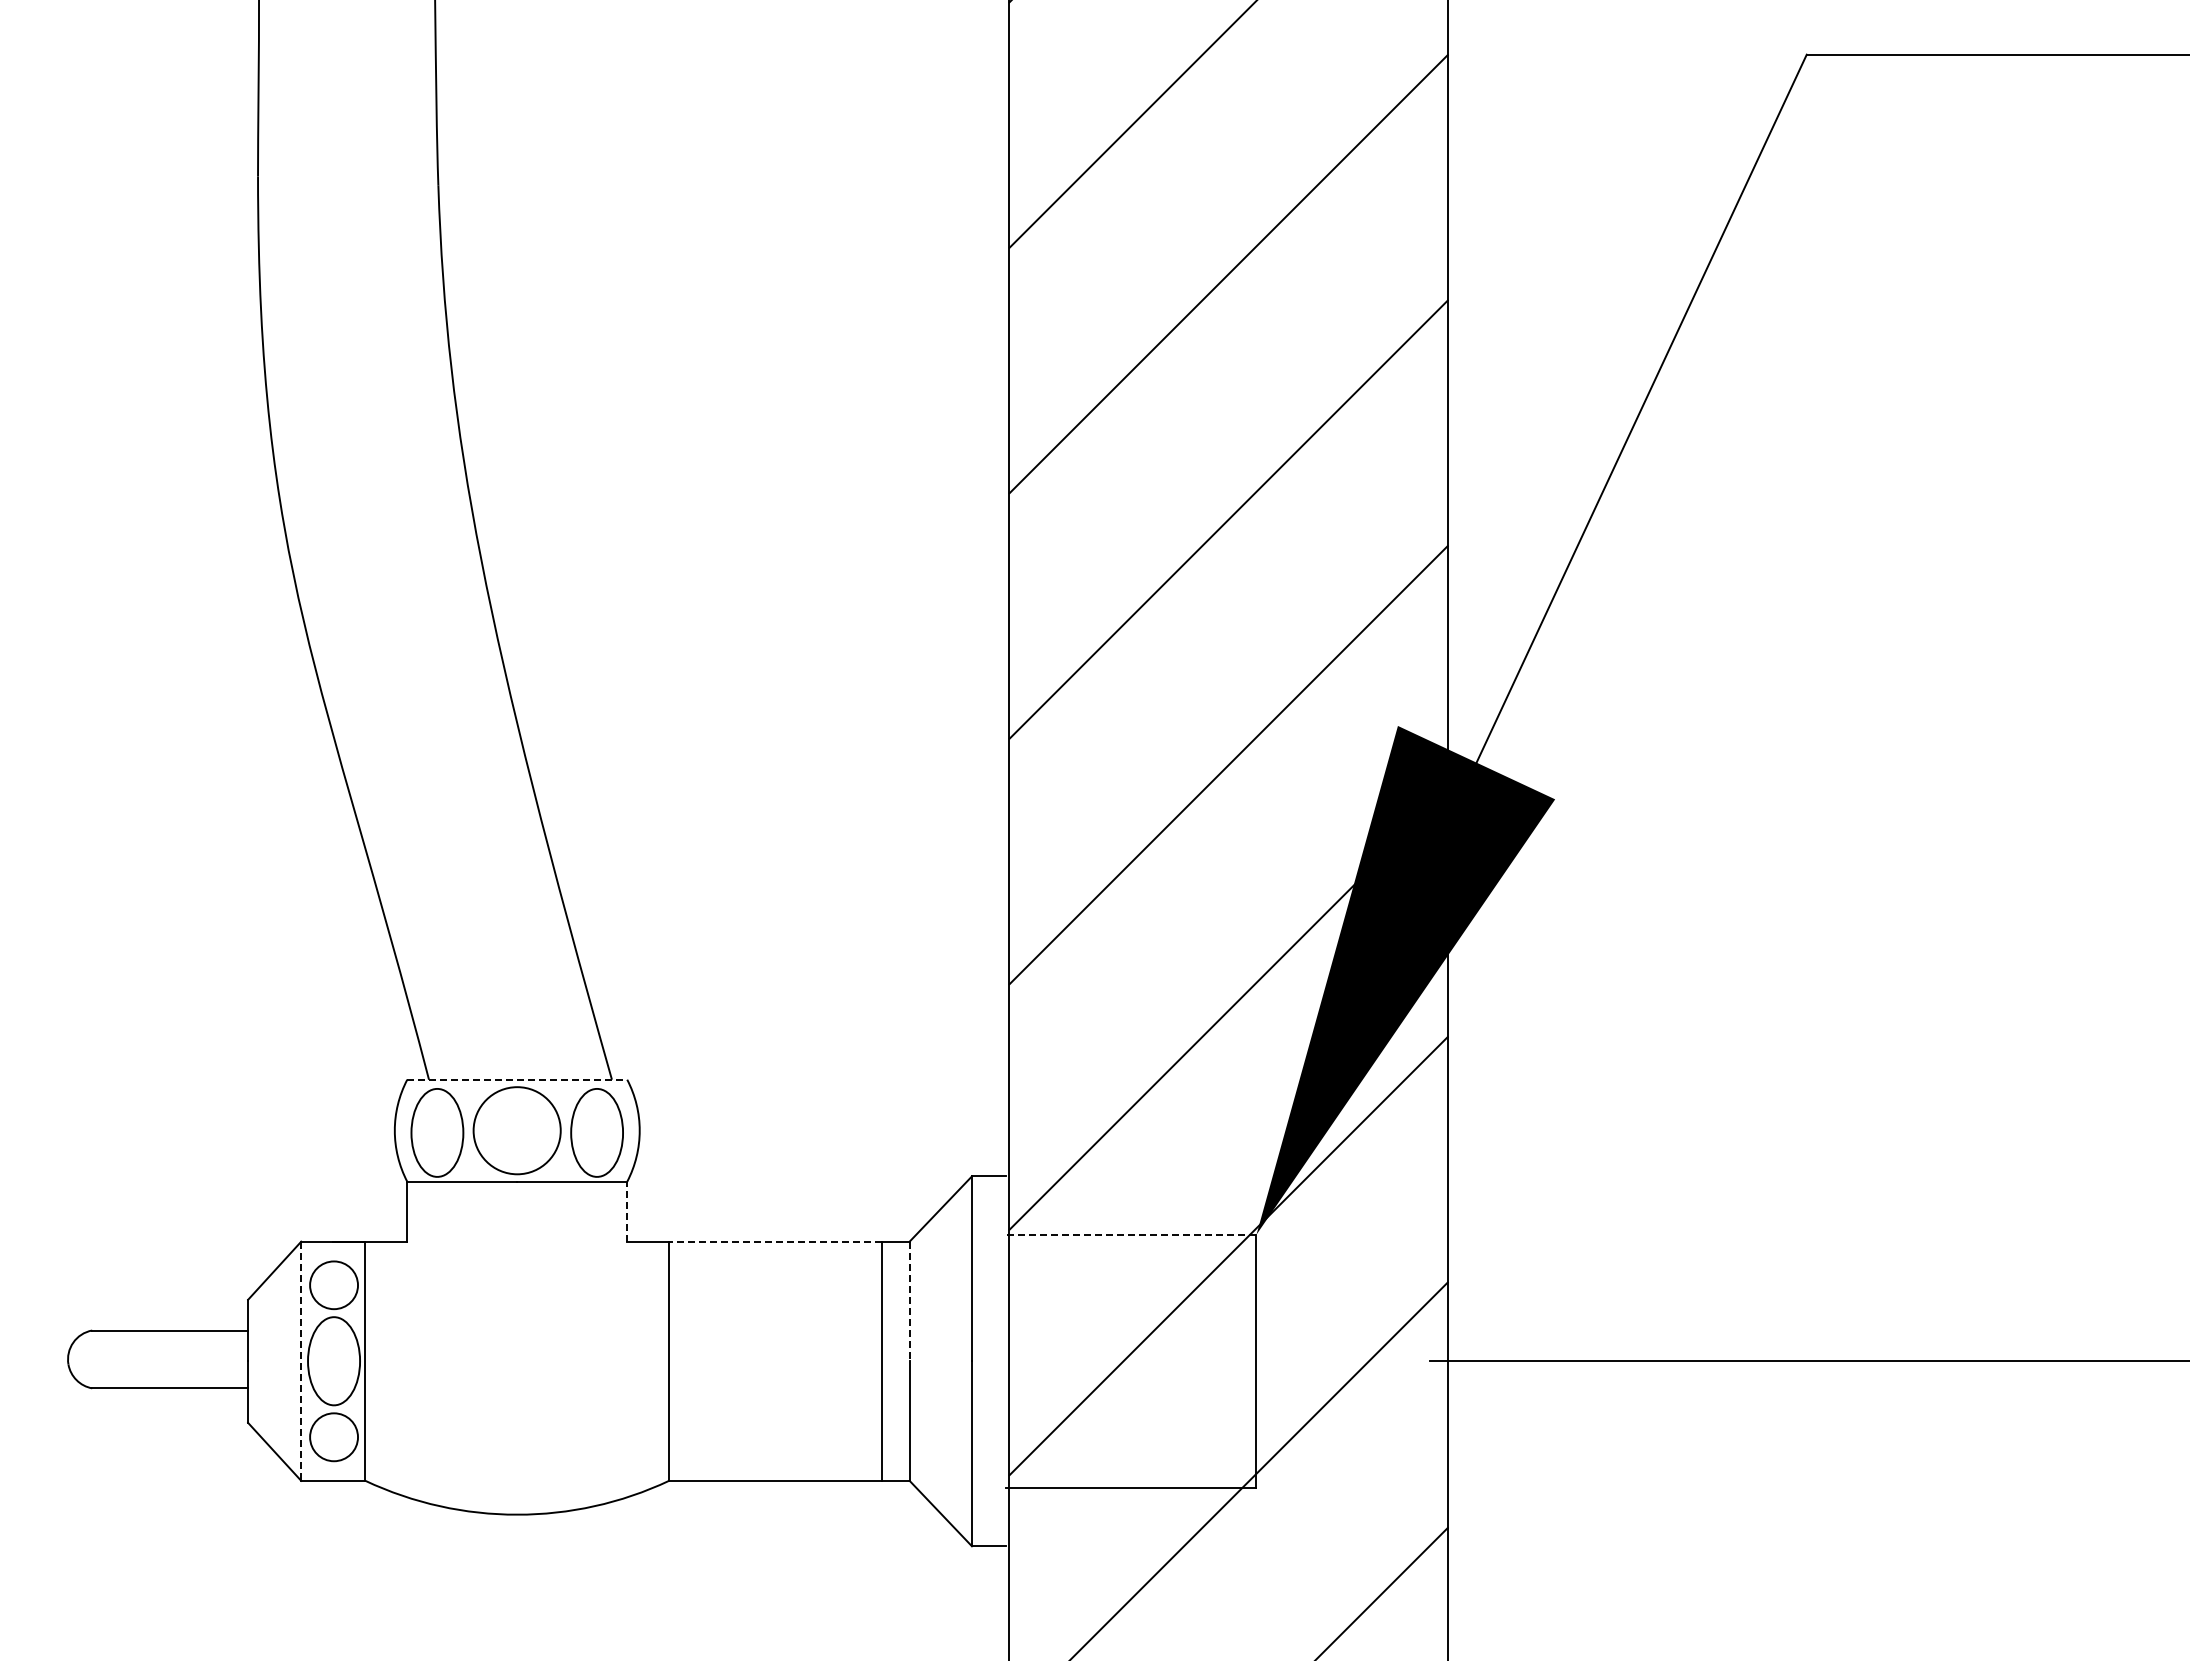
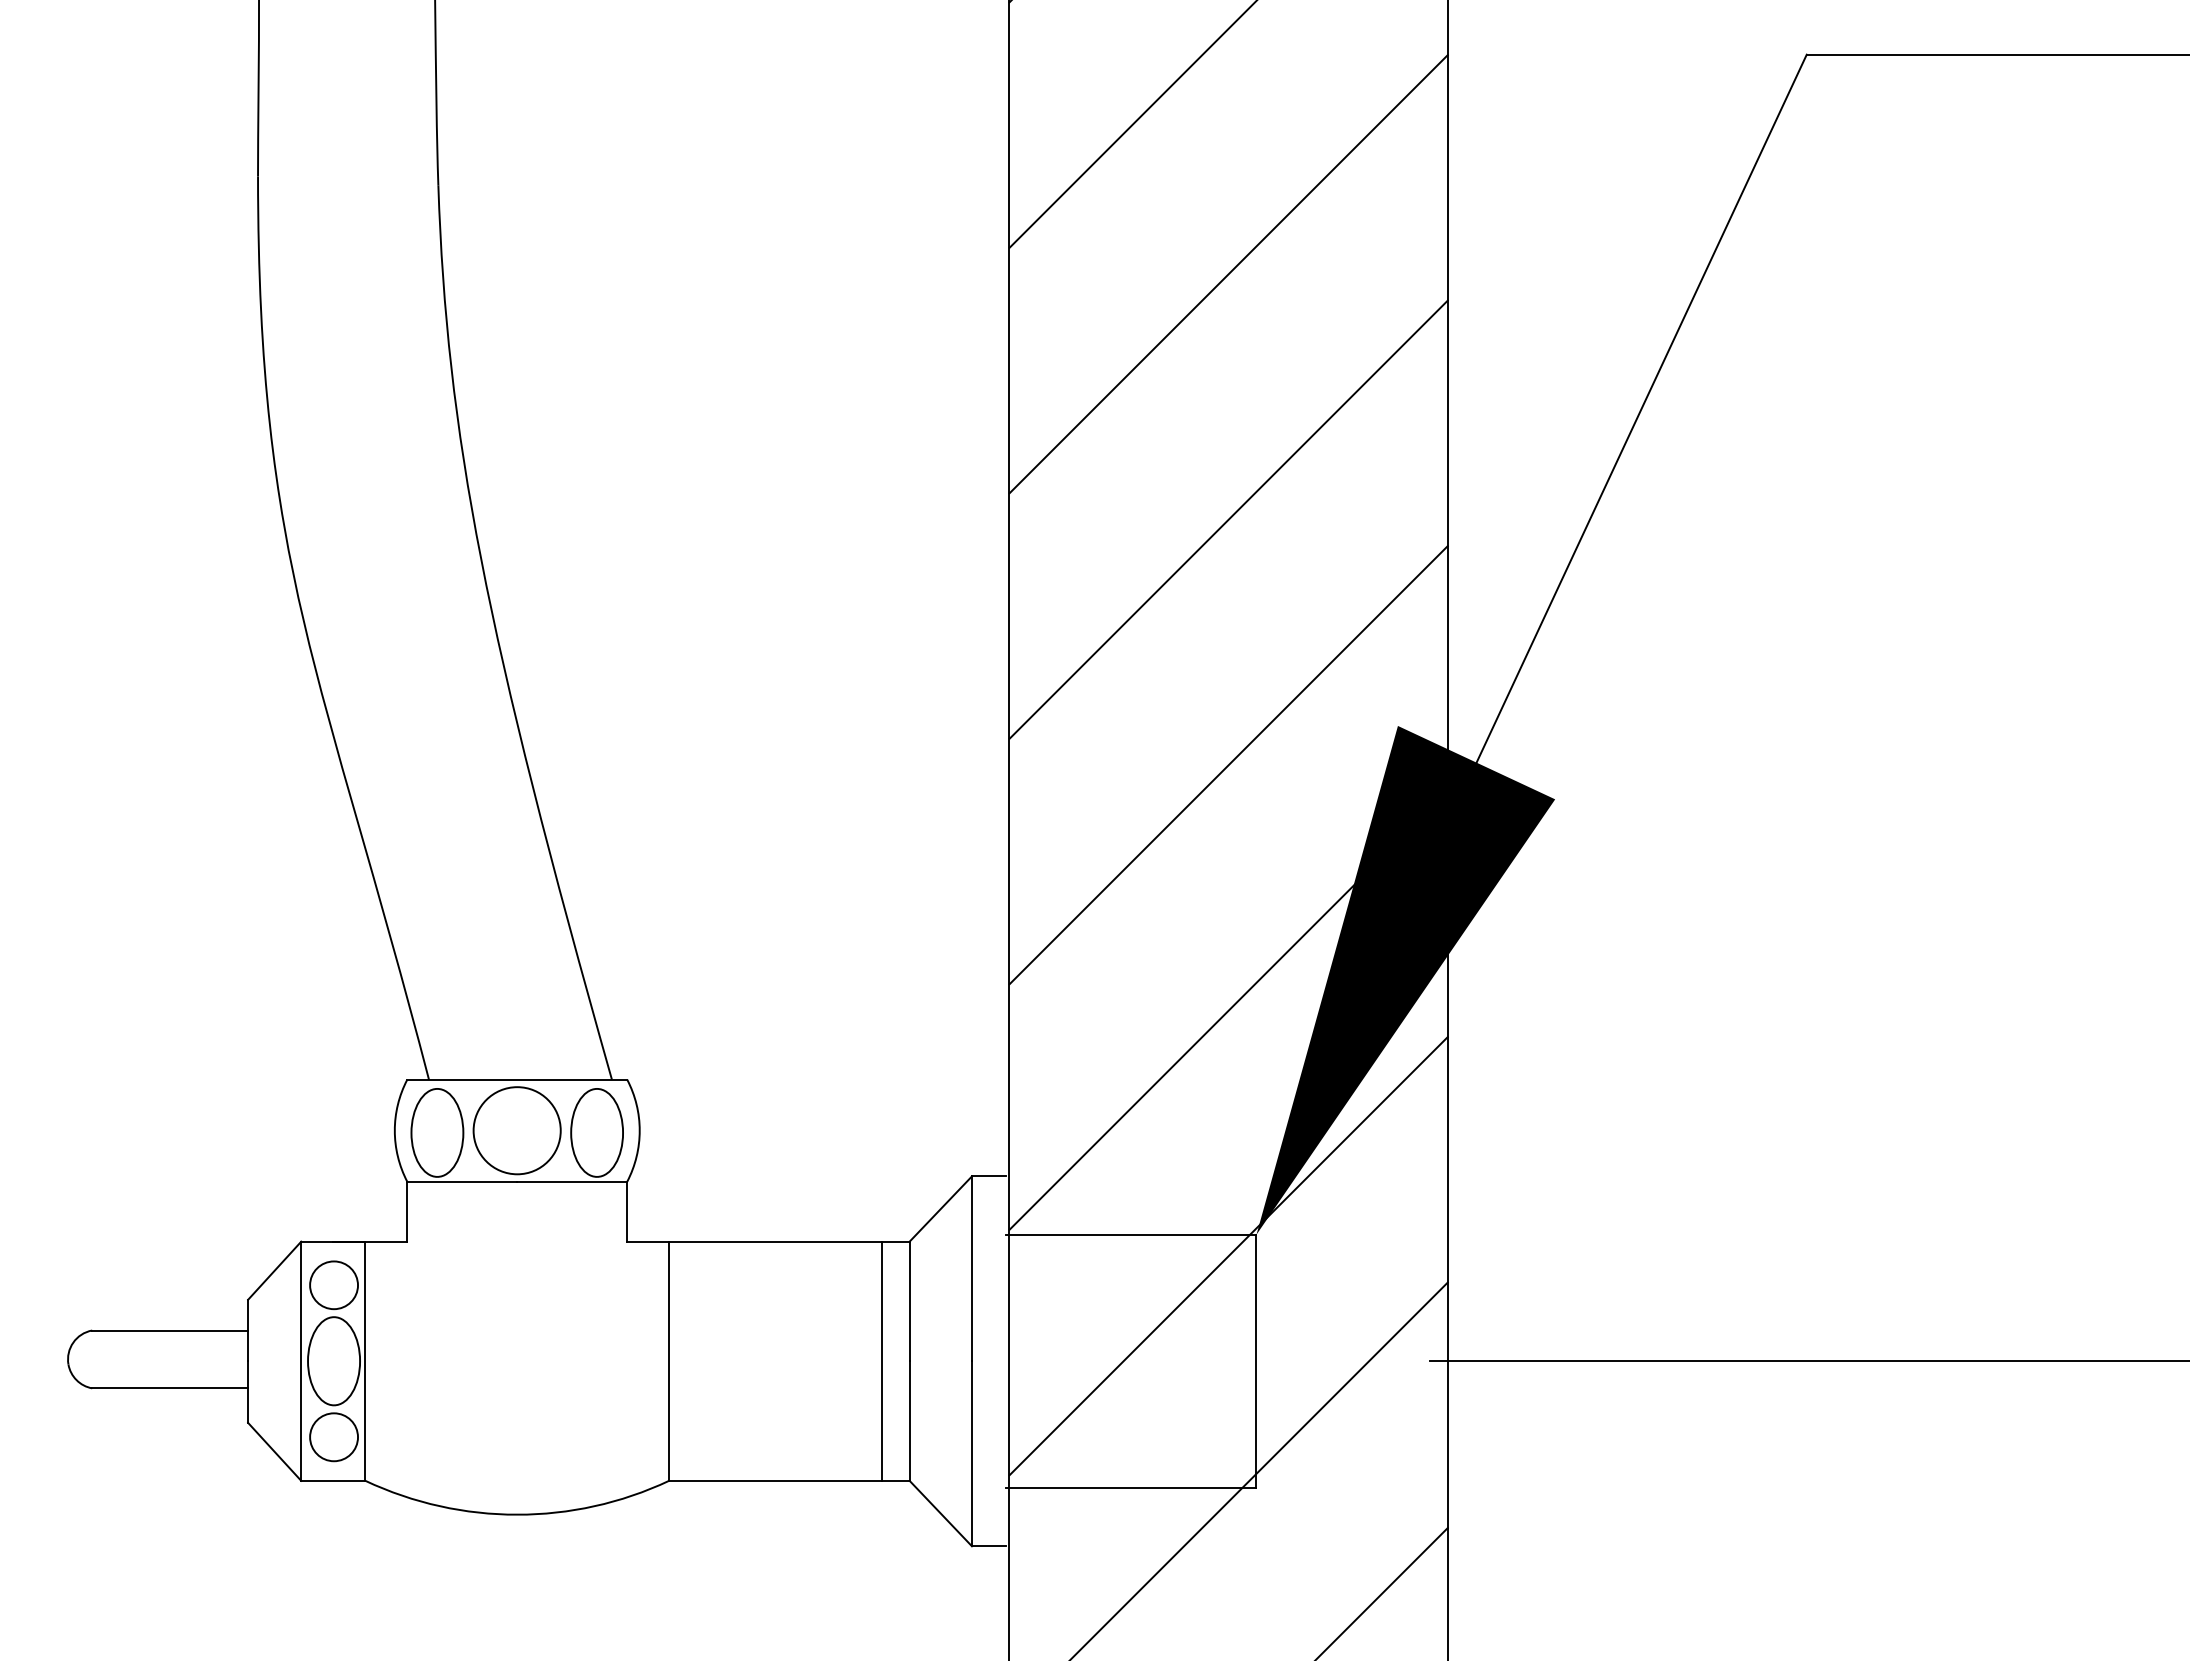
line: dashed -> solid (517, 1079)
line: dashed -> solid (627, 1211)
line: dashed -> solid (1130, 1234)
line: dashed -> solid (774, 1241)
line: dashed -> solid (909, 1301)
line: dashed -> solid (301, 1361)
